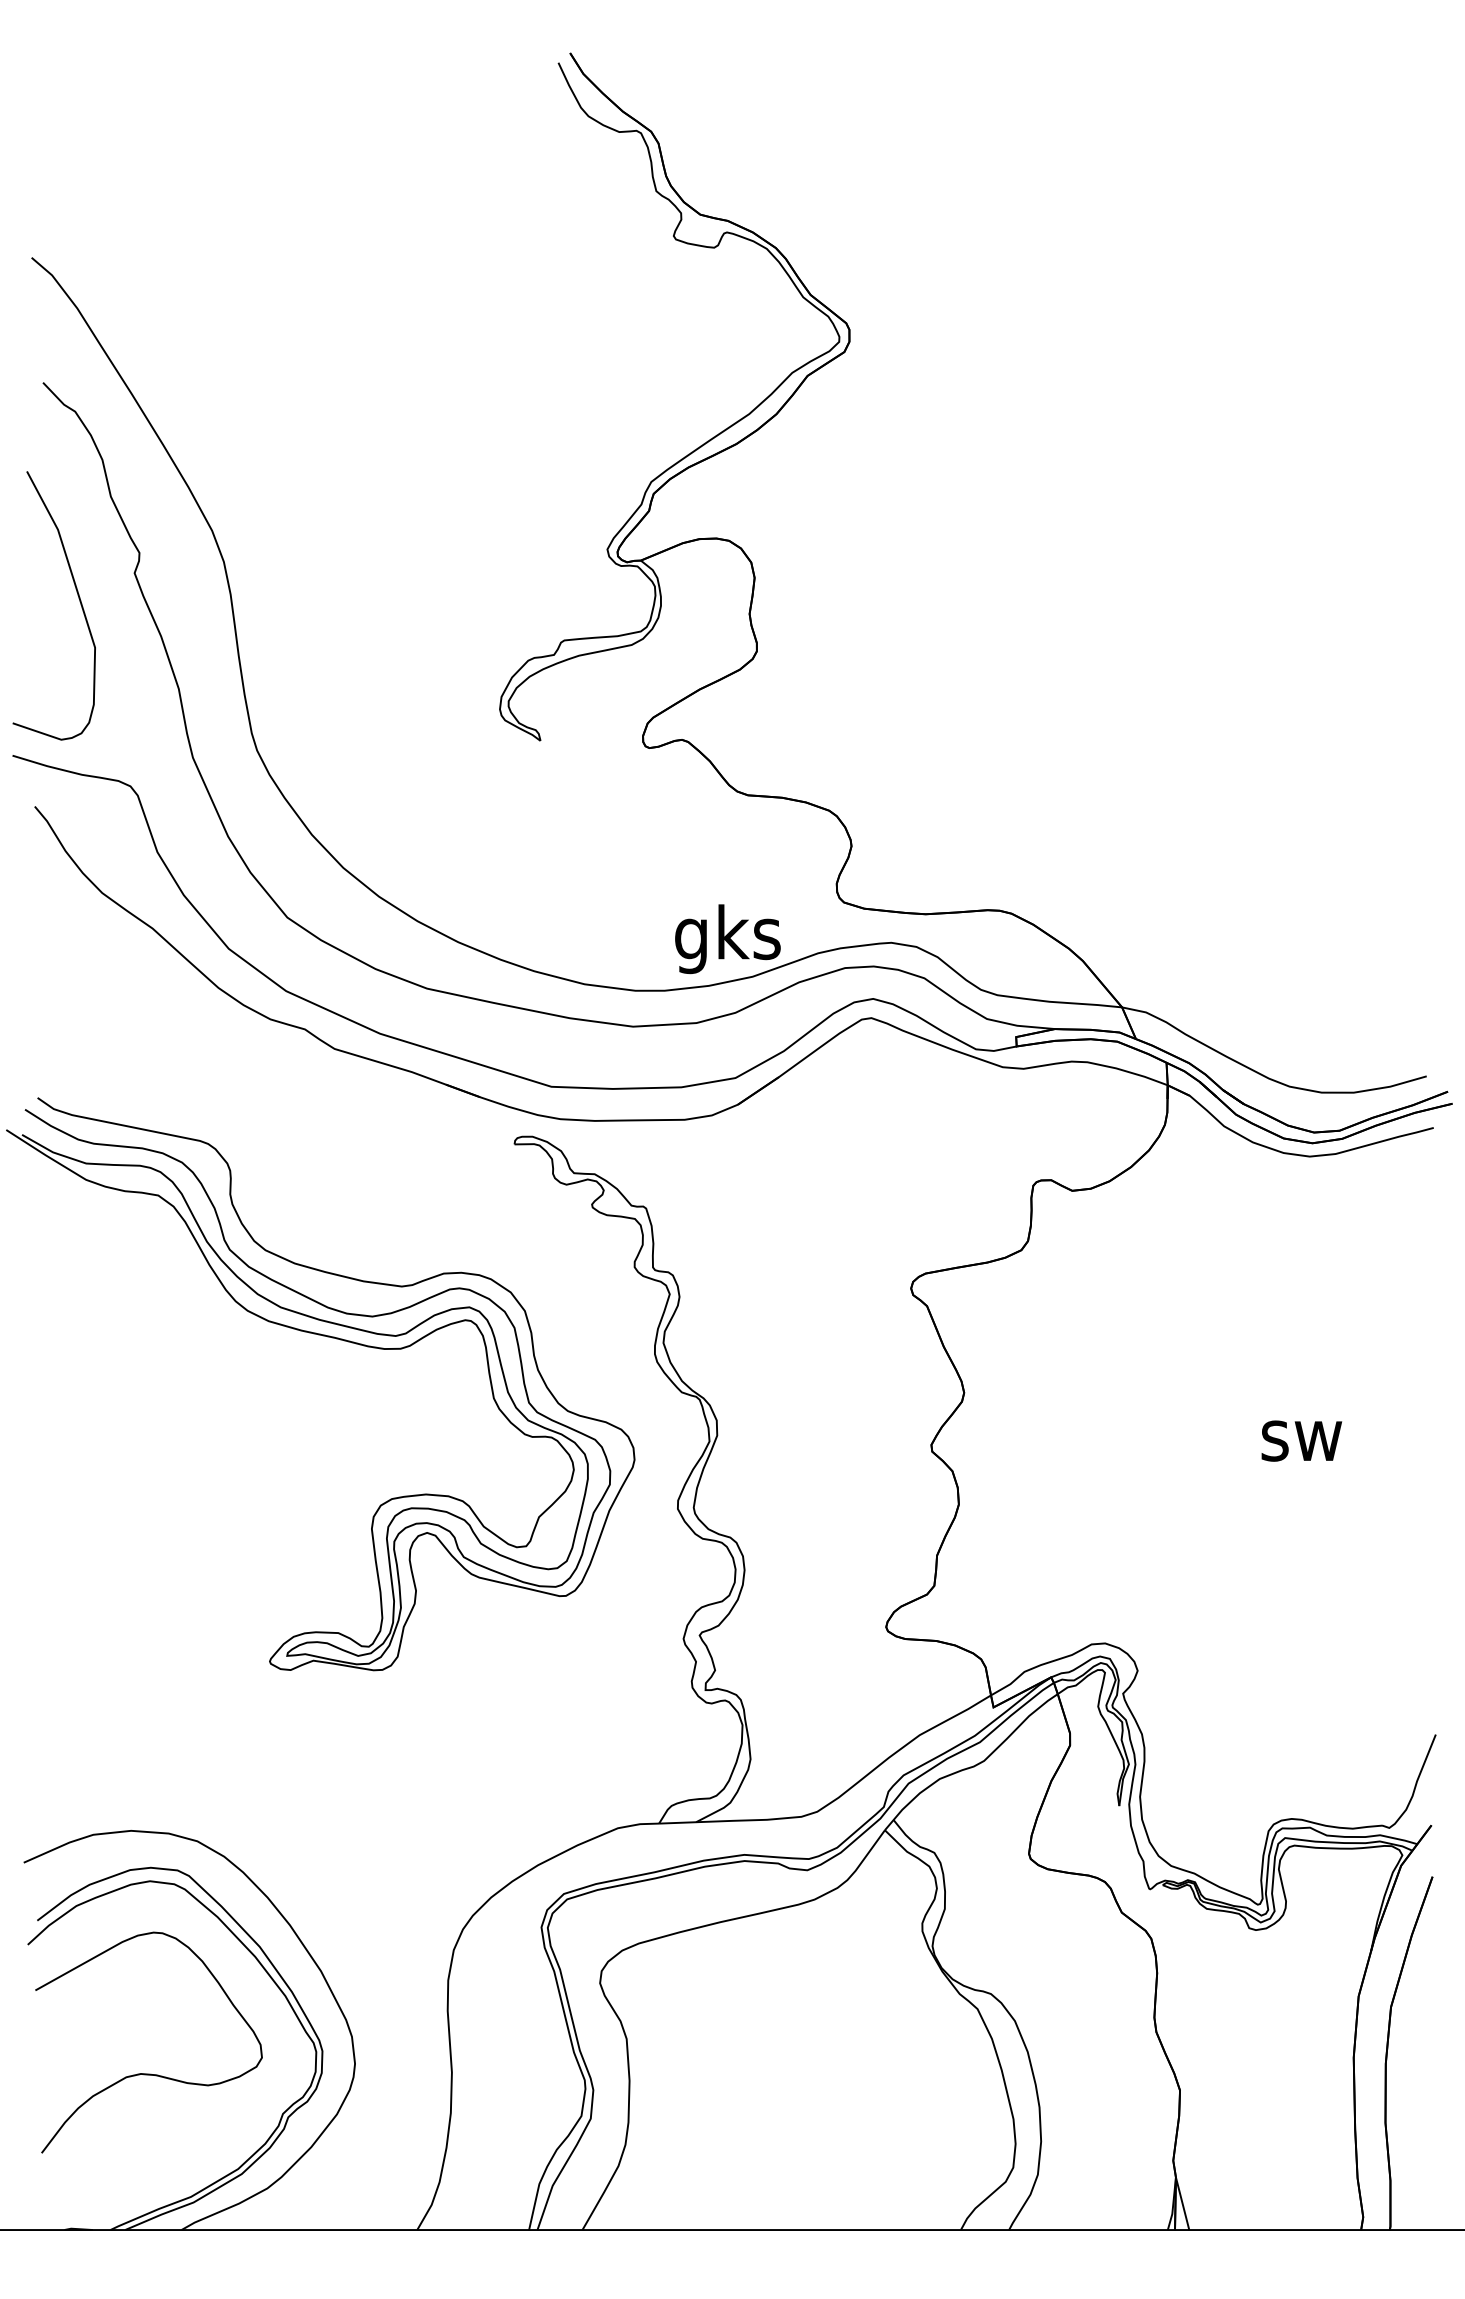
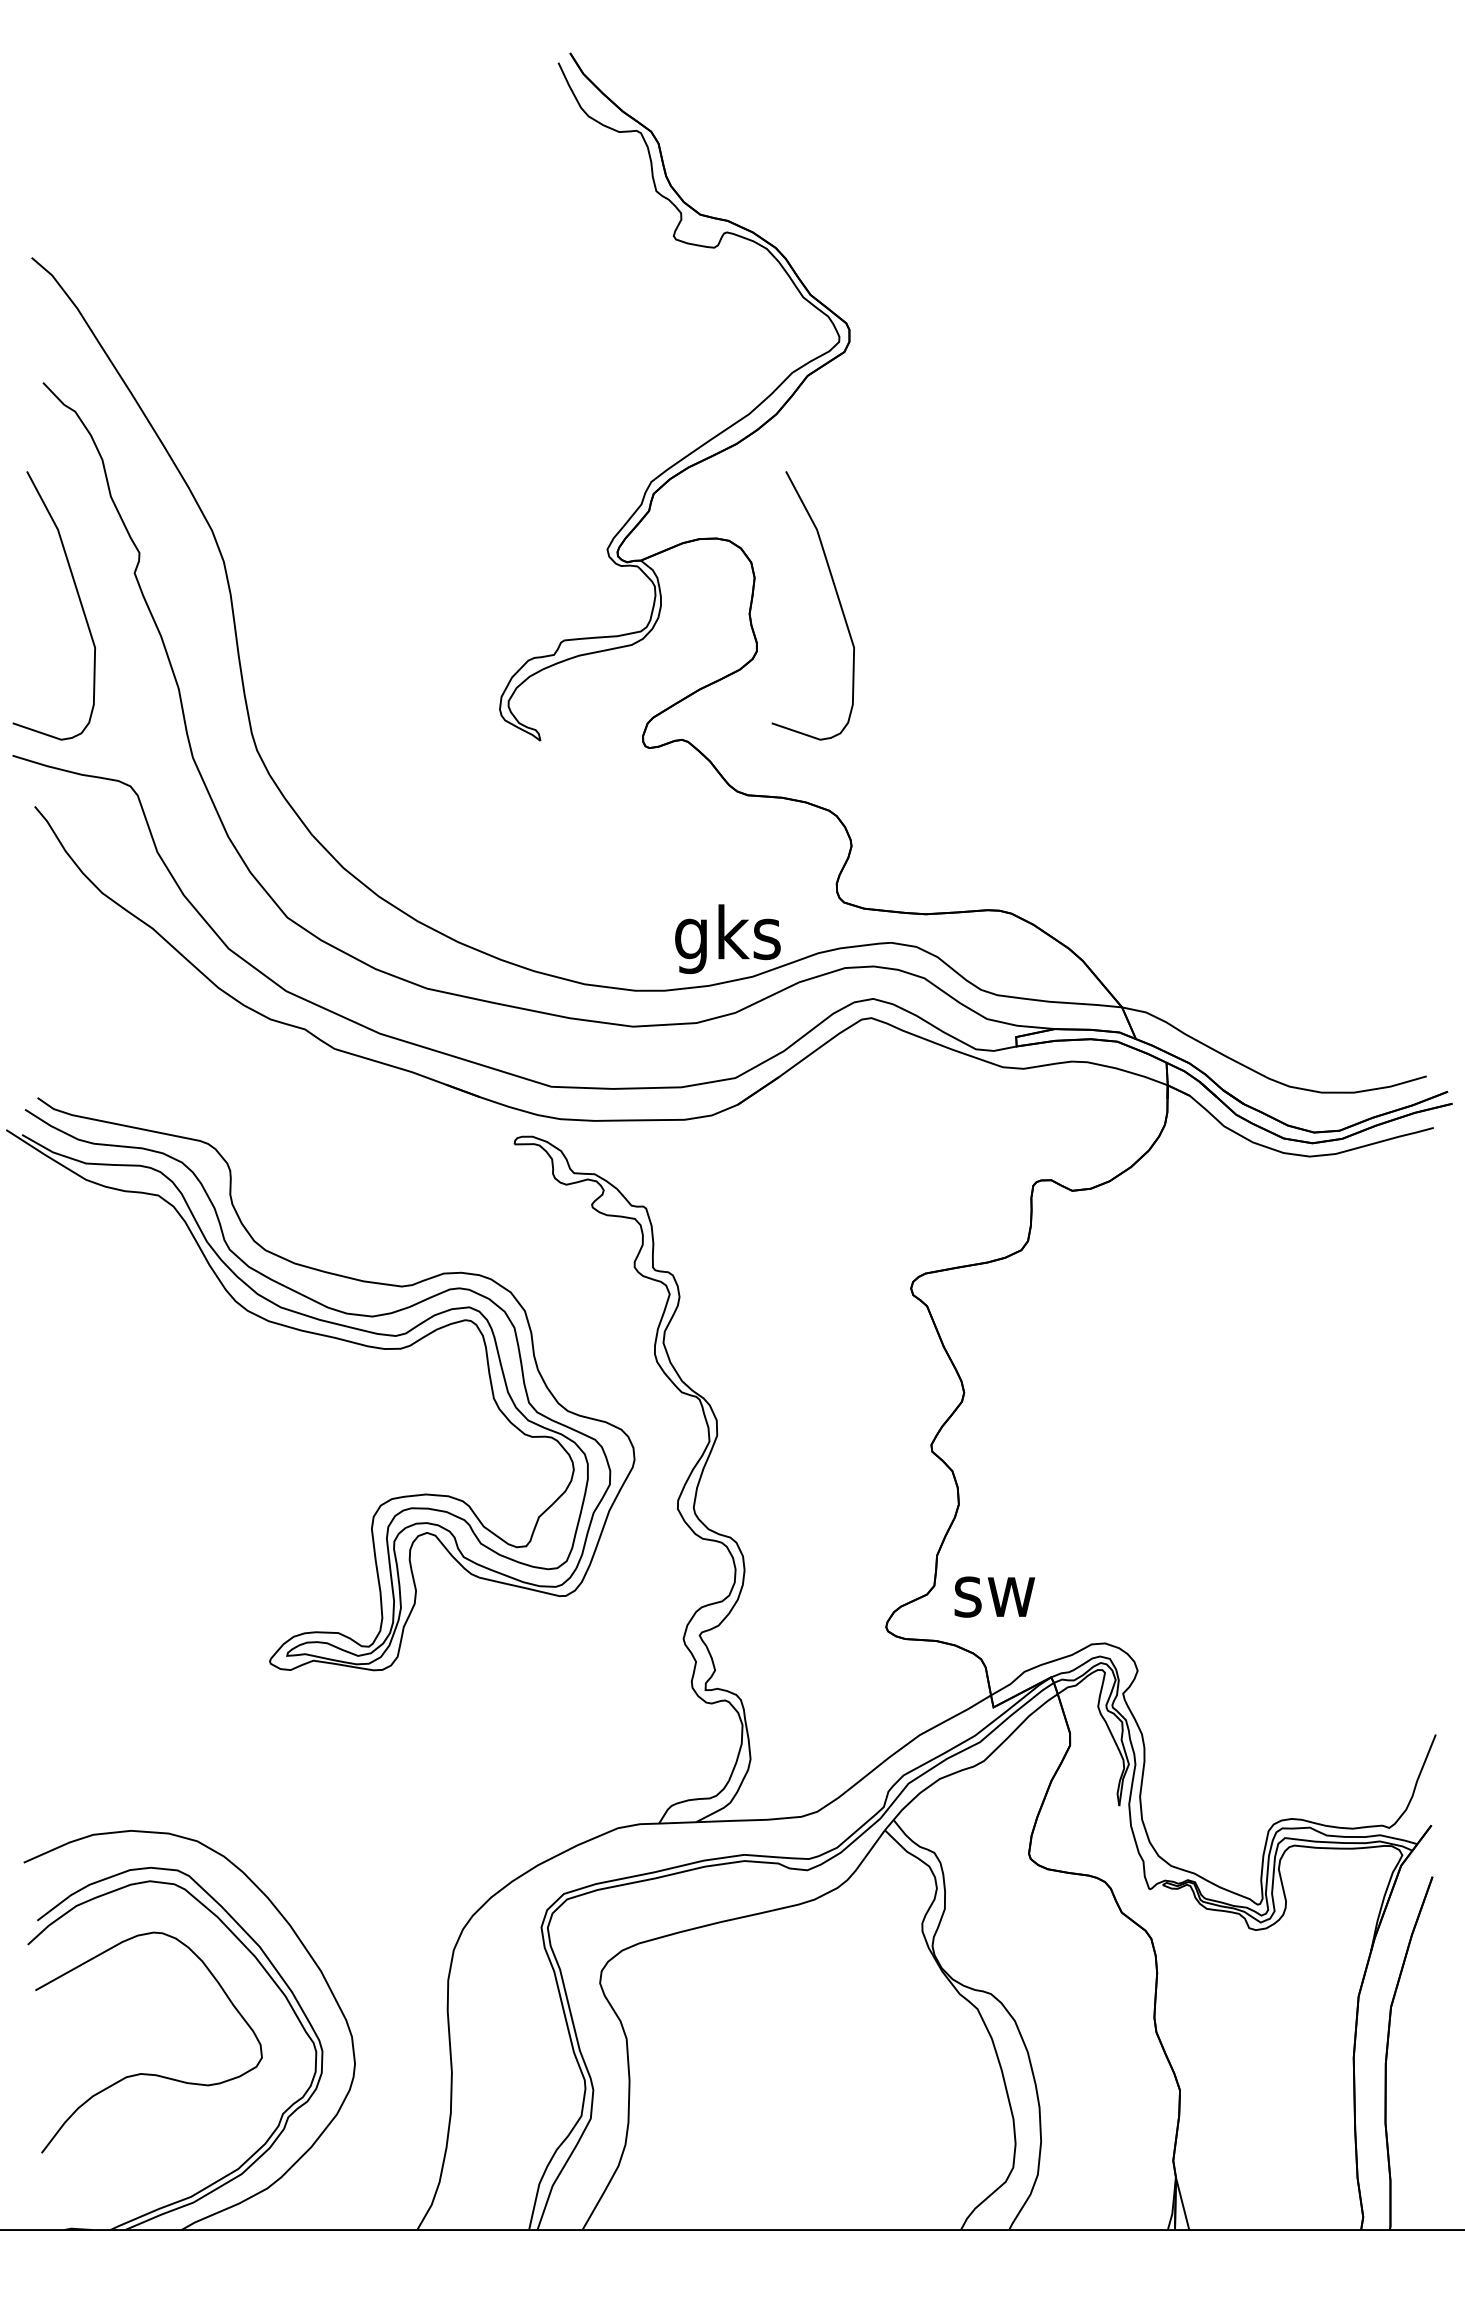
curve: none -> present (837, 598)
text position: (1301, 1440) -> (994, 1596) (994, 1596)
